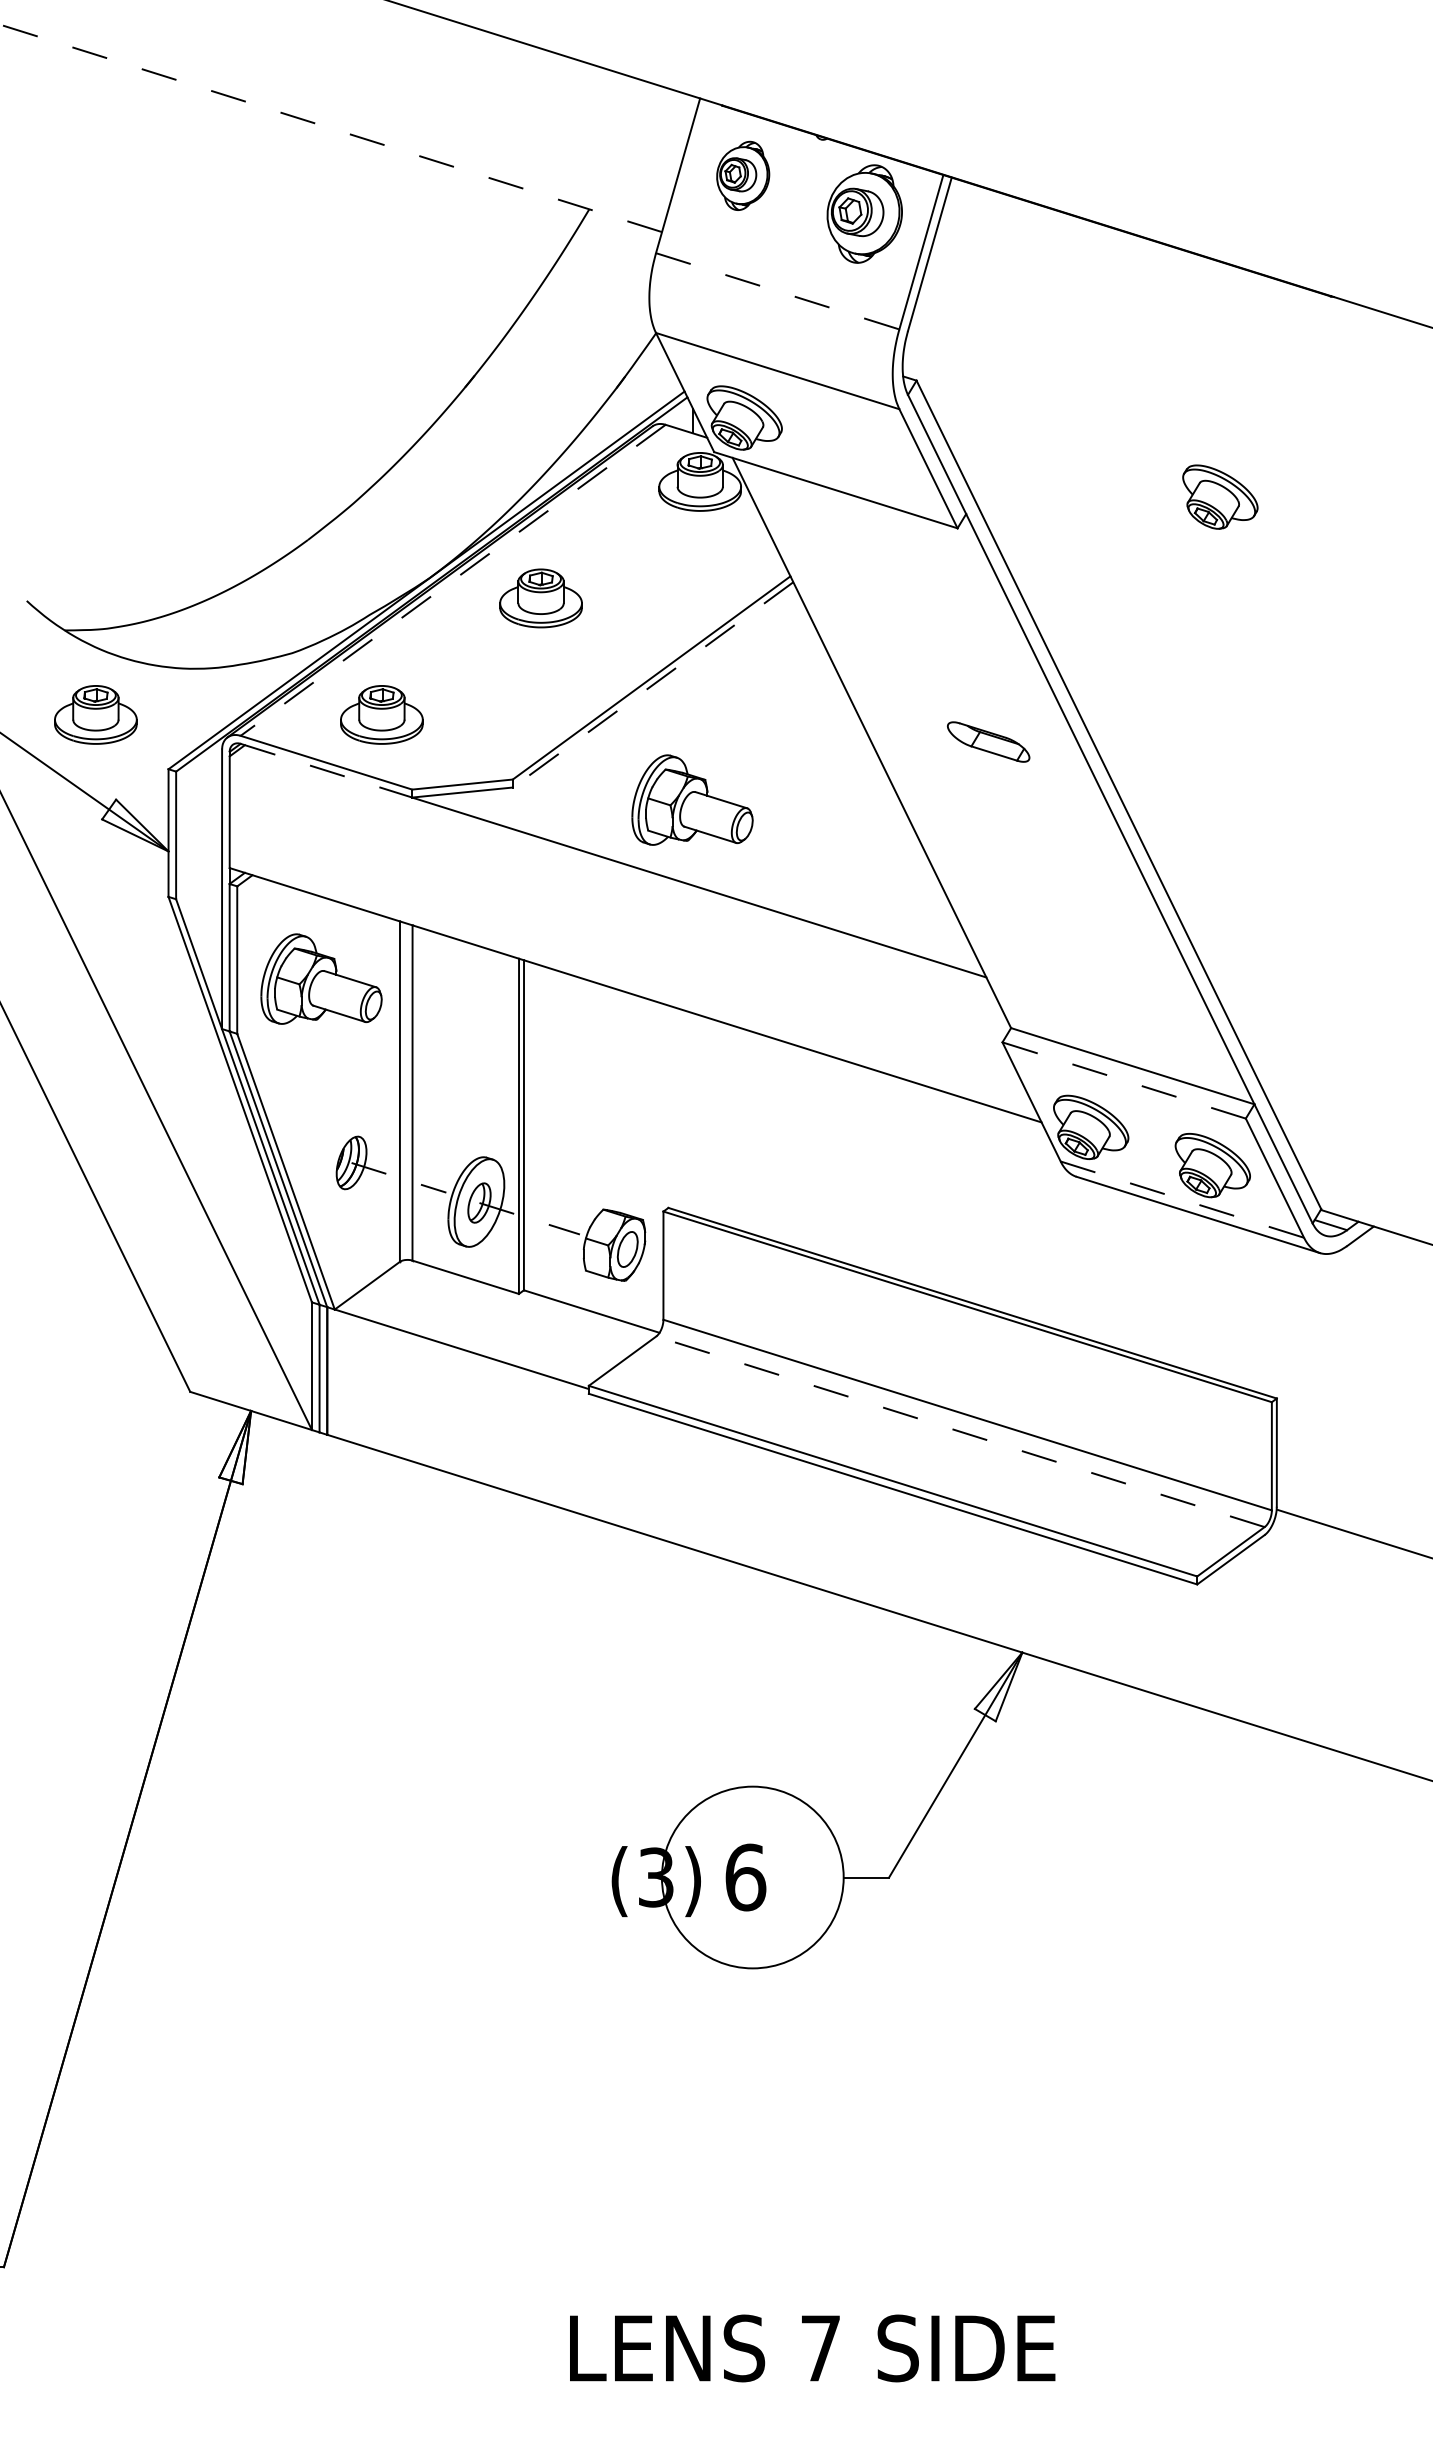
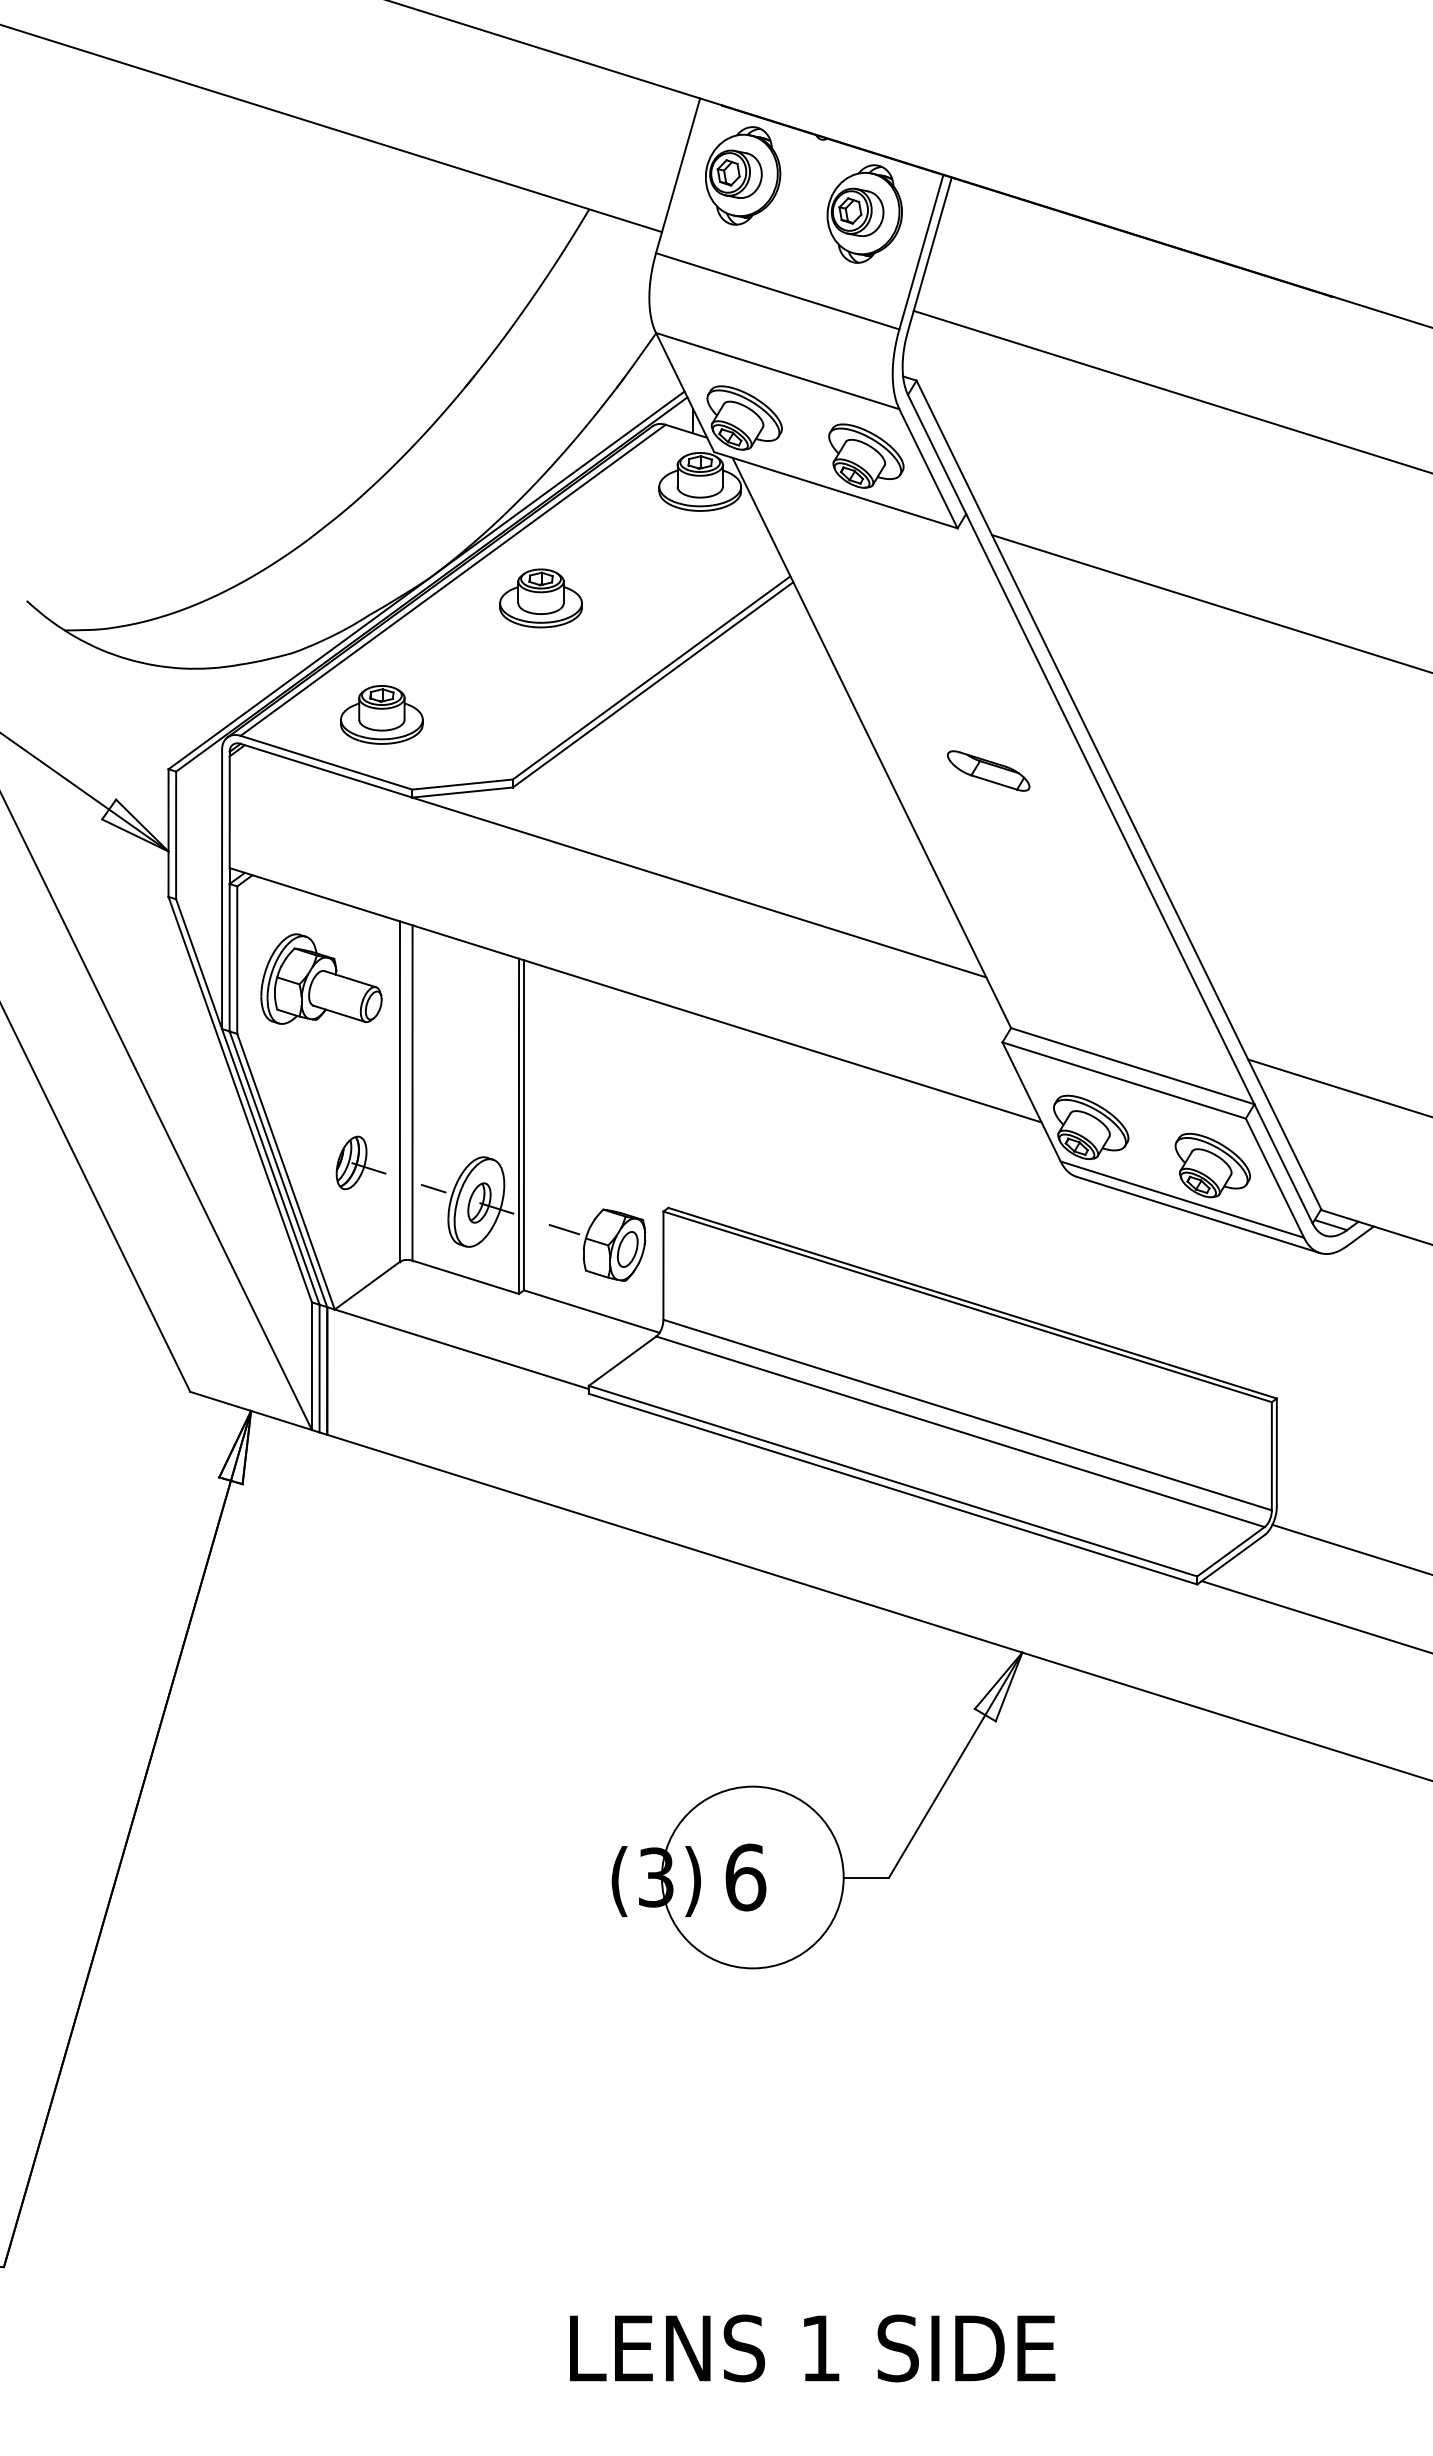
line: dashed -> solid (330, 128)
part size: 55x71 px -> 77x100 px (743, 175)
line: dashed -> solid (777, 291)
line: none -> present (1171, 391)
part position: (1220, 496) -> (866, 455) (866, 455)
line: dashed -> solid (452, 580)
line: none -> present (1210, 603)
line: dashed -> solid (653, 684)
part: present -> none (95, 714)
part position: (988, 741) -> (988, 770) (988, 770)
line: dashed -> solid (326, 770)
part: present -> none (692, 799)
line: dashed -> solid (1124, 1080)
line: none -> present (1338, 1087)
line: dashed -> solid (1182, 1199)
line: dashed -> solid (960, 1431)
line position: (1353, 1533) -> (1350, 1548) (1350, 1548)
line: none -> present (1315, 1616)
text: 7 -> 1 (820, 2348)
